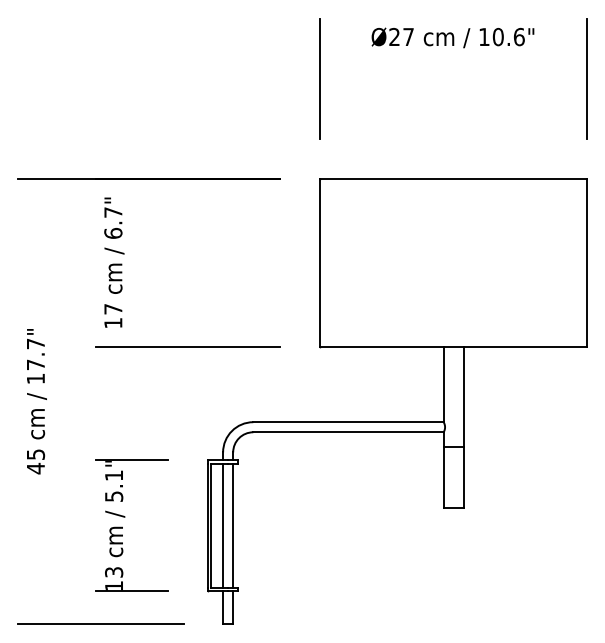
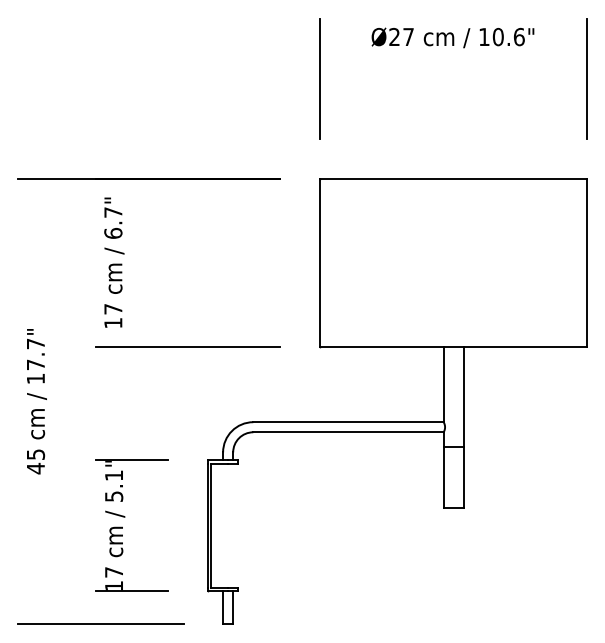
line: present -> none (223, 525)
line: present -> none (233, 525)
text: 13 -> 17 (114, 572)
